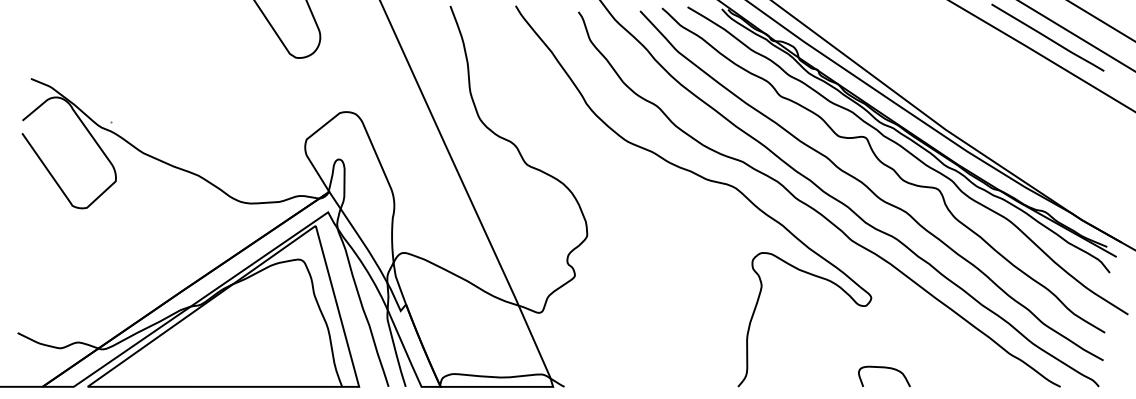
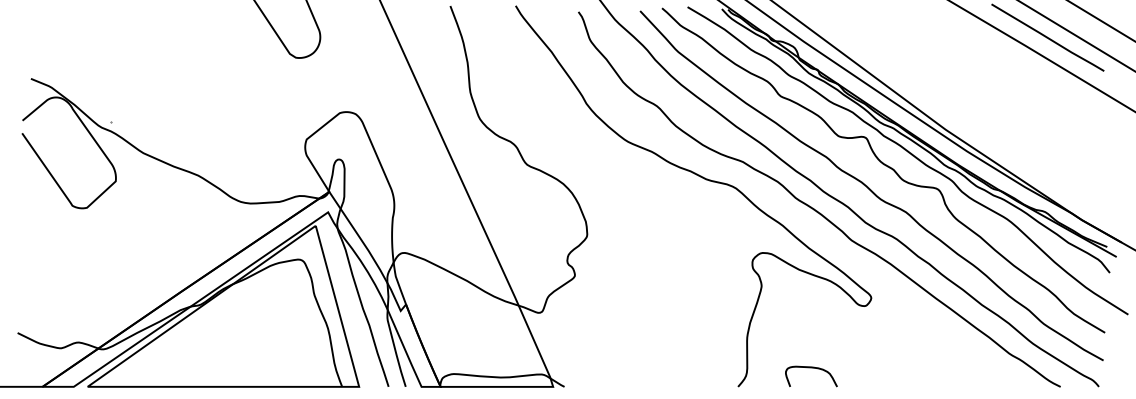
curve position: (884, 368) -> (811, 368) (811, 368)
